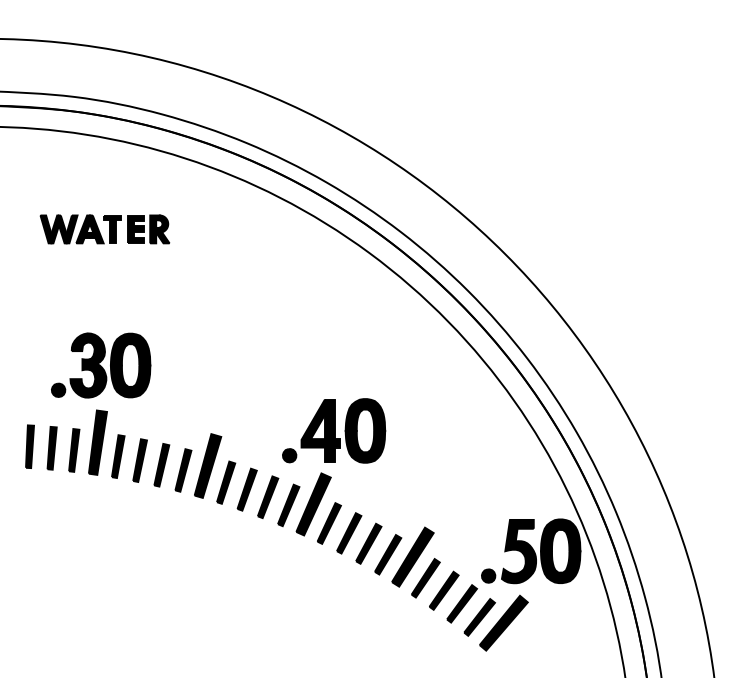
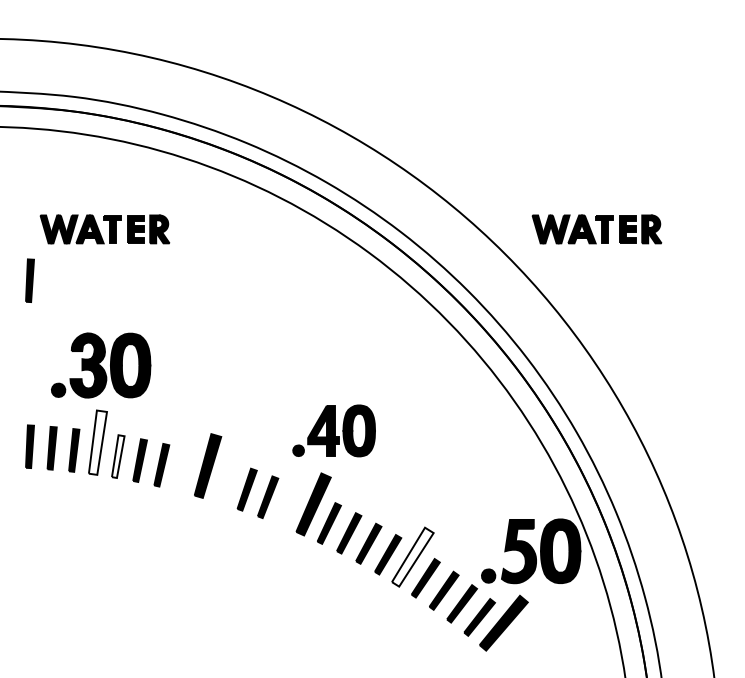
part: none -> present (596, 229)
part: none -> present (29, 280)
part size: 105x66 px -> 84x54 px (333, 430)
fill: present -> none (97, 442)
fill: present -> none (117, 456)
part: present -> none (183, 470)
part: present -> none (226, 482)
part: present -> none (288, 505)
fill: present -> none (412, 556)
